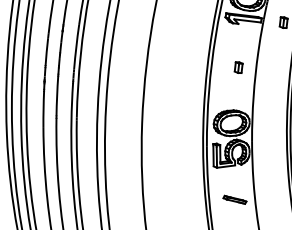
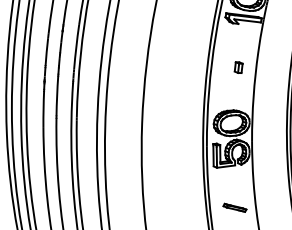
part: present -> none (283, 22)
part position: (234, 199) -> (234, 207) (234, 207)
